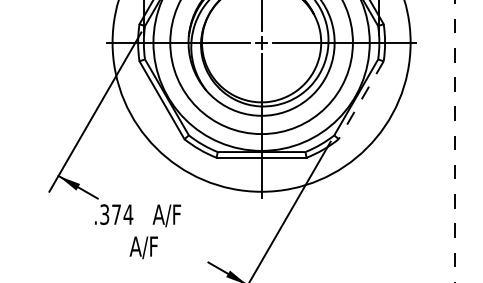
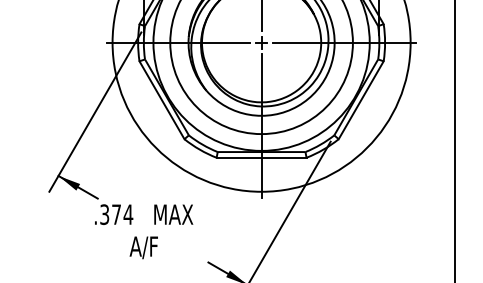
line: dashed -> solid (361, 100)
line: dashed -> solid (454, 141)
text: A/F -> MAX (172, 215)
